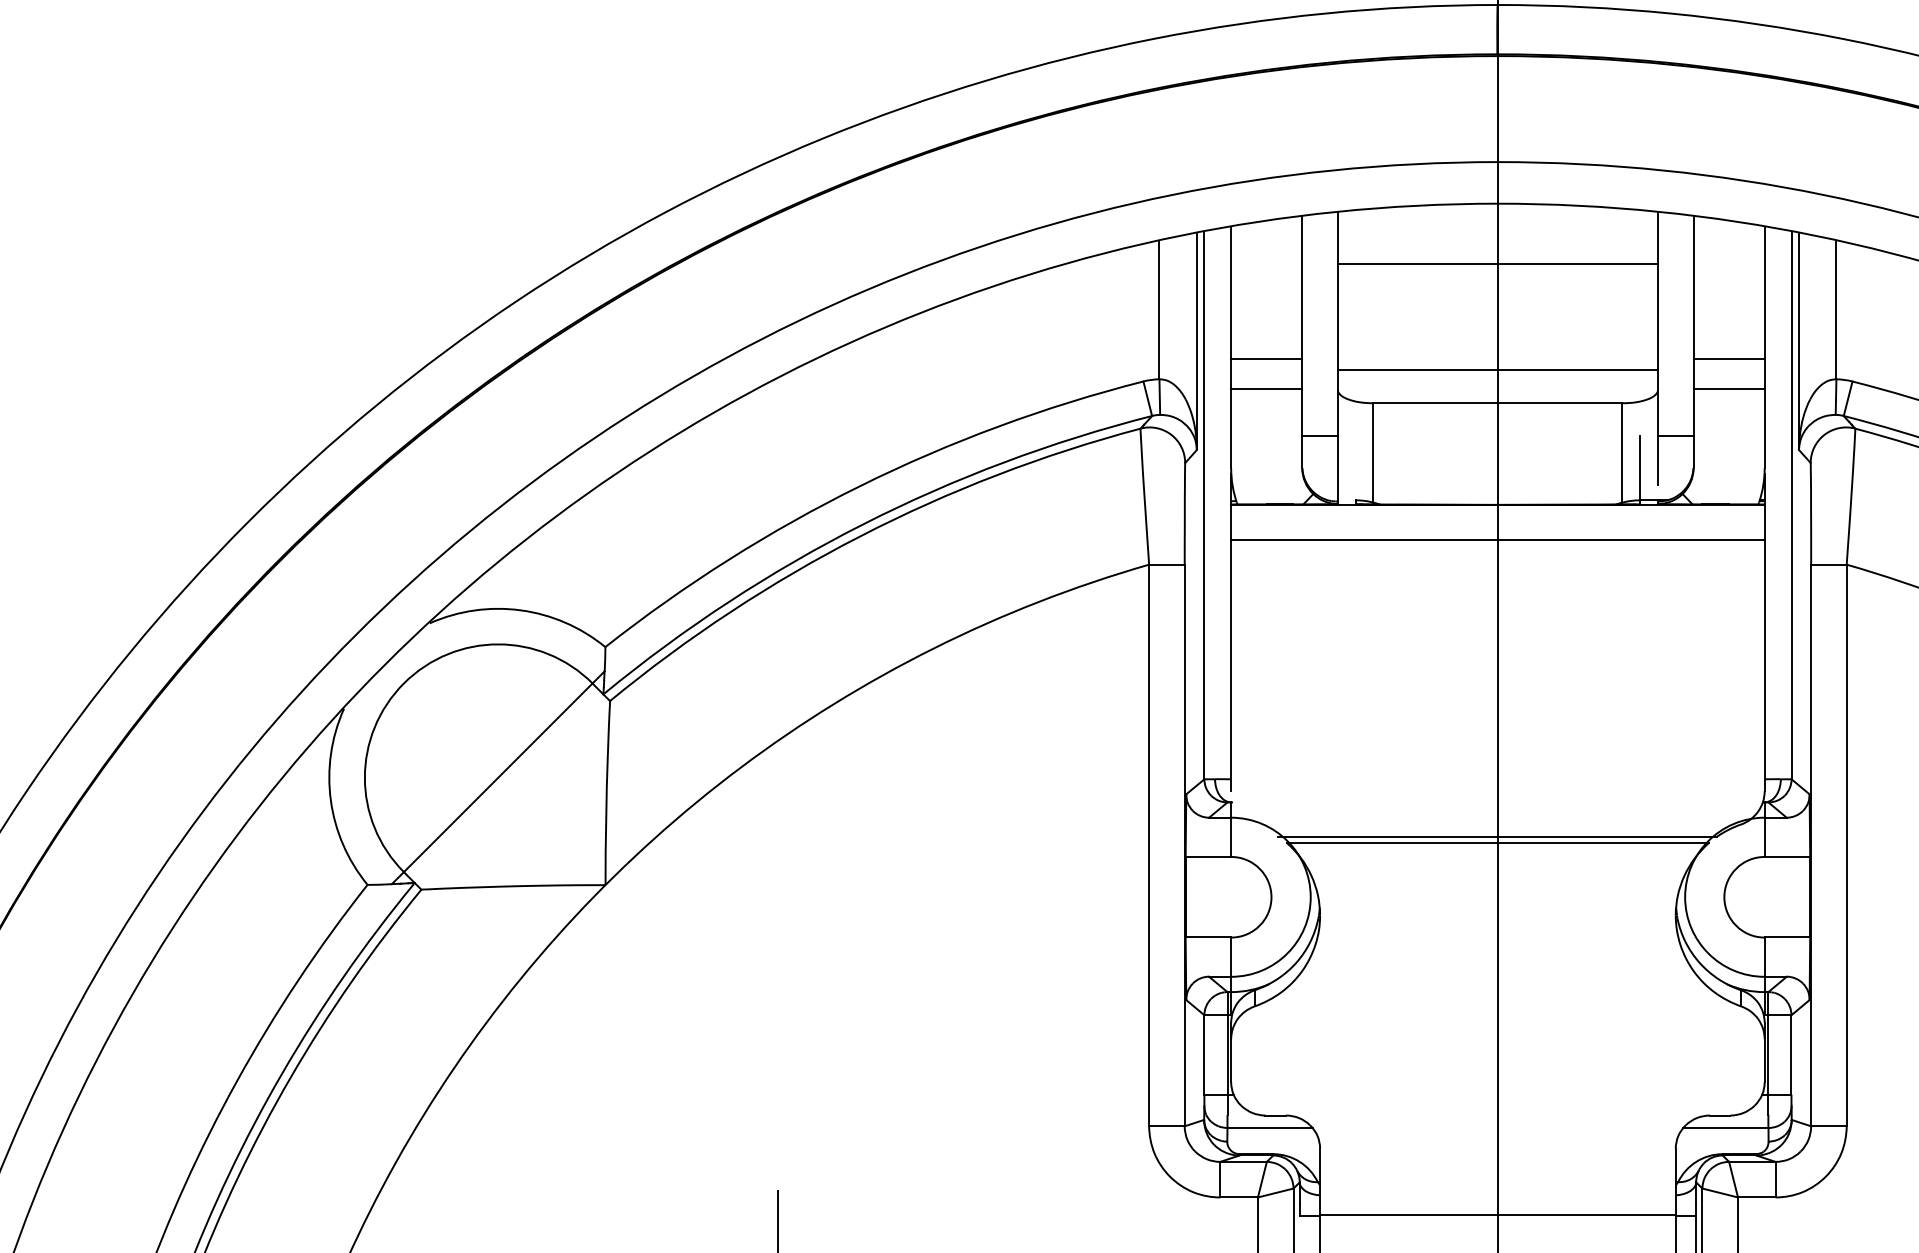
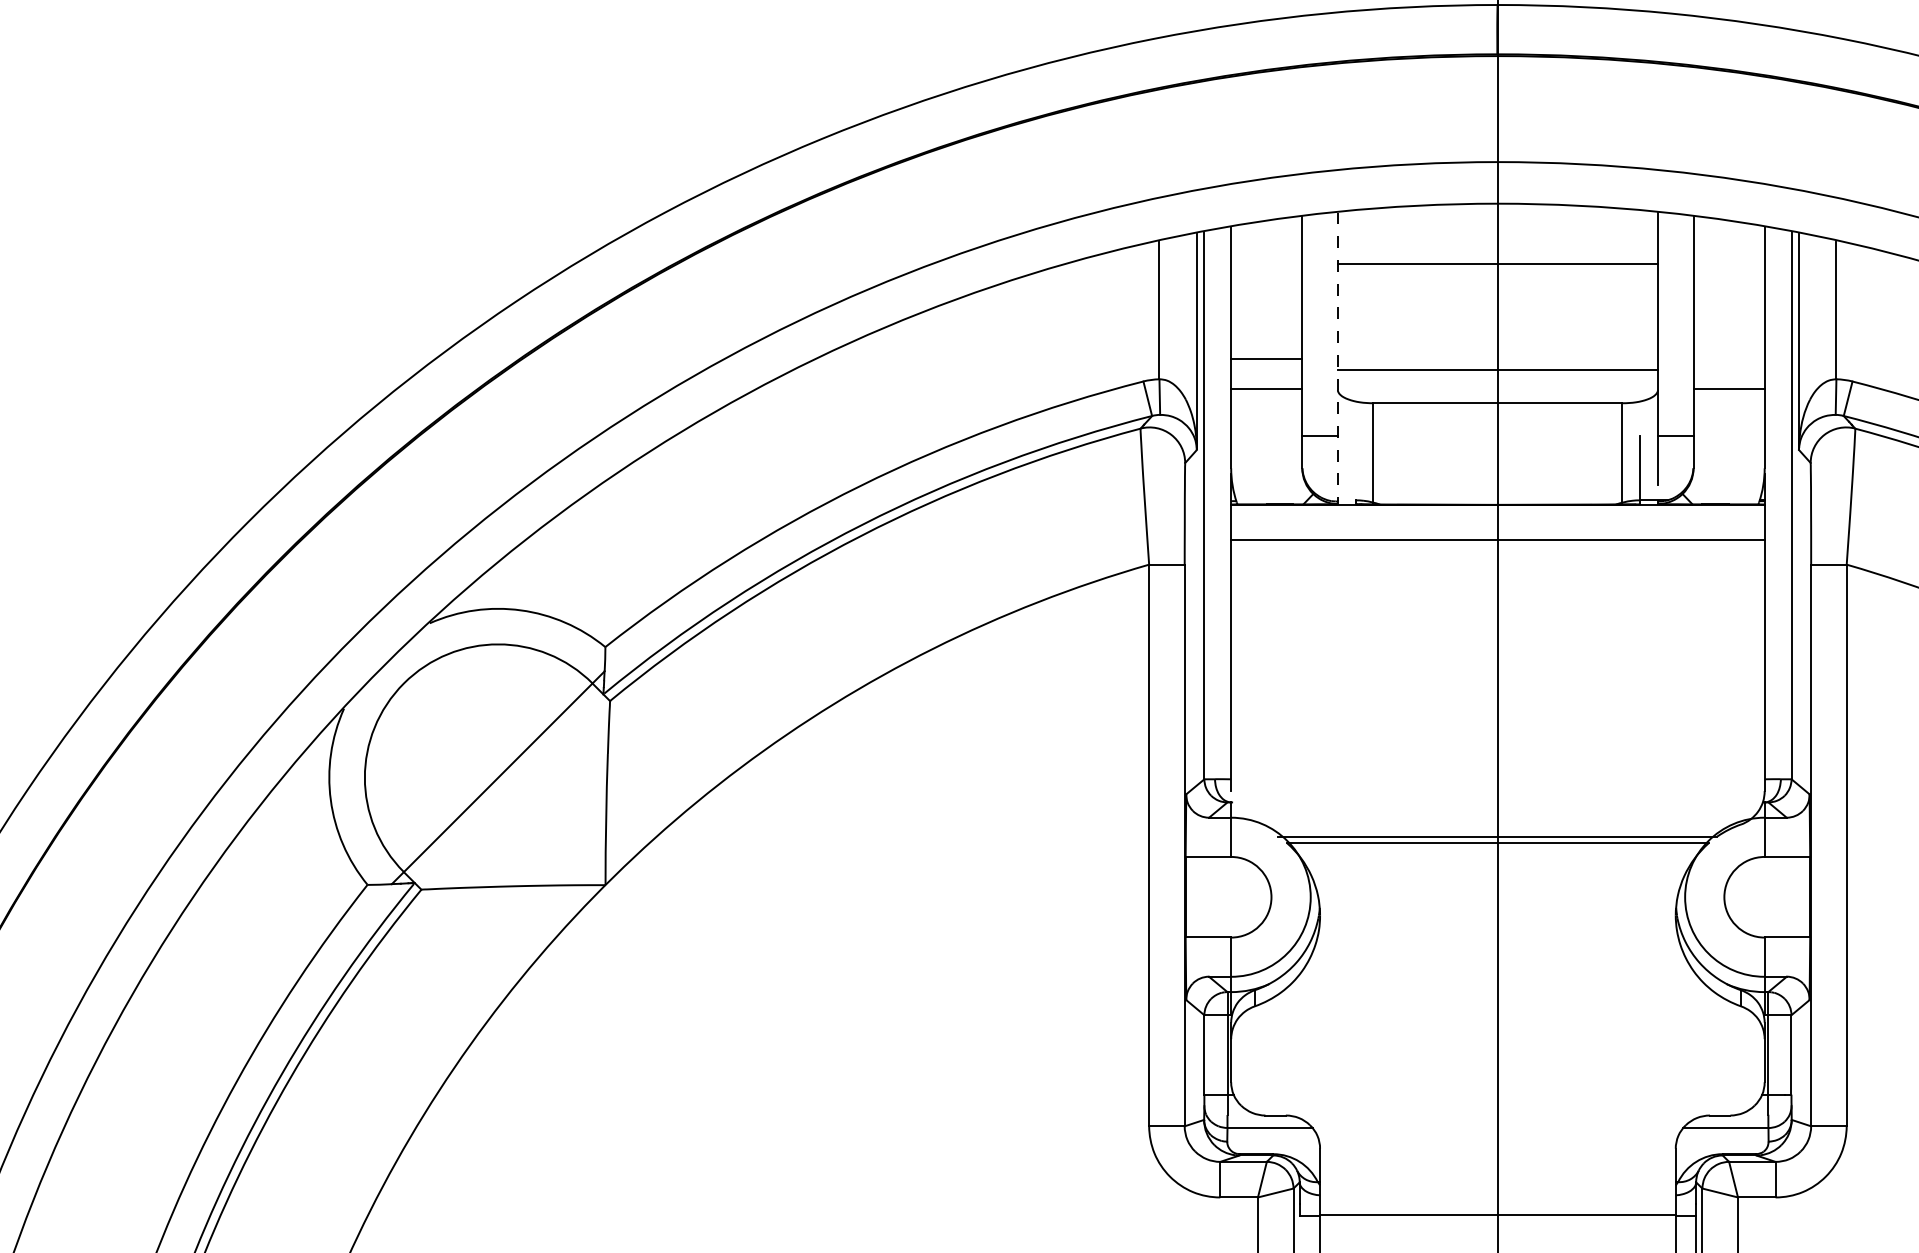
line: solid -> dashed (1337, 357)
line: present -> none (1728, 359)
line: present -> none (777, 1219)
